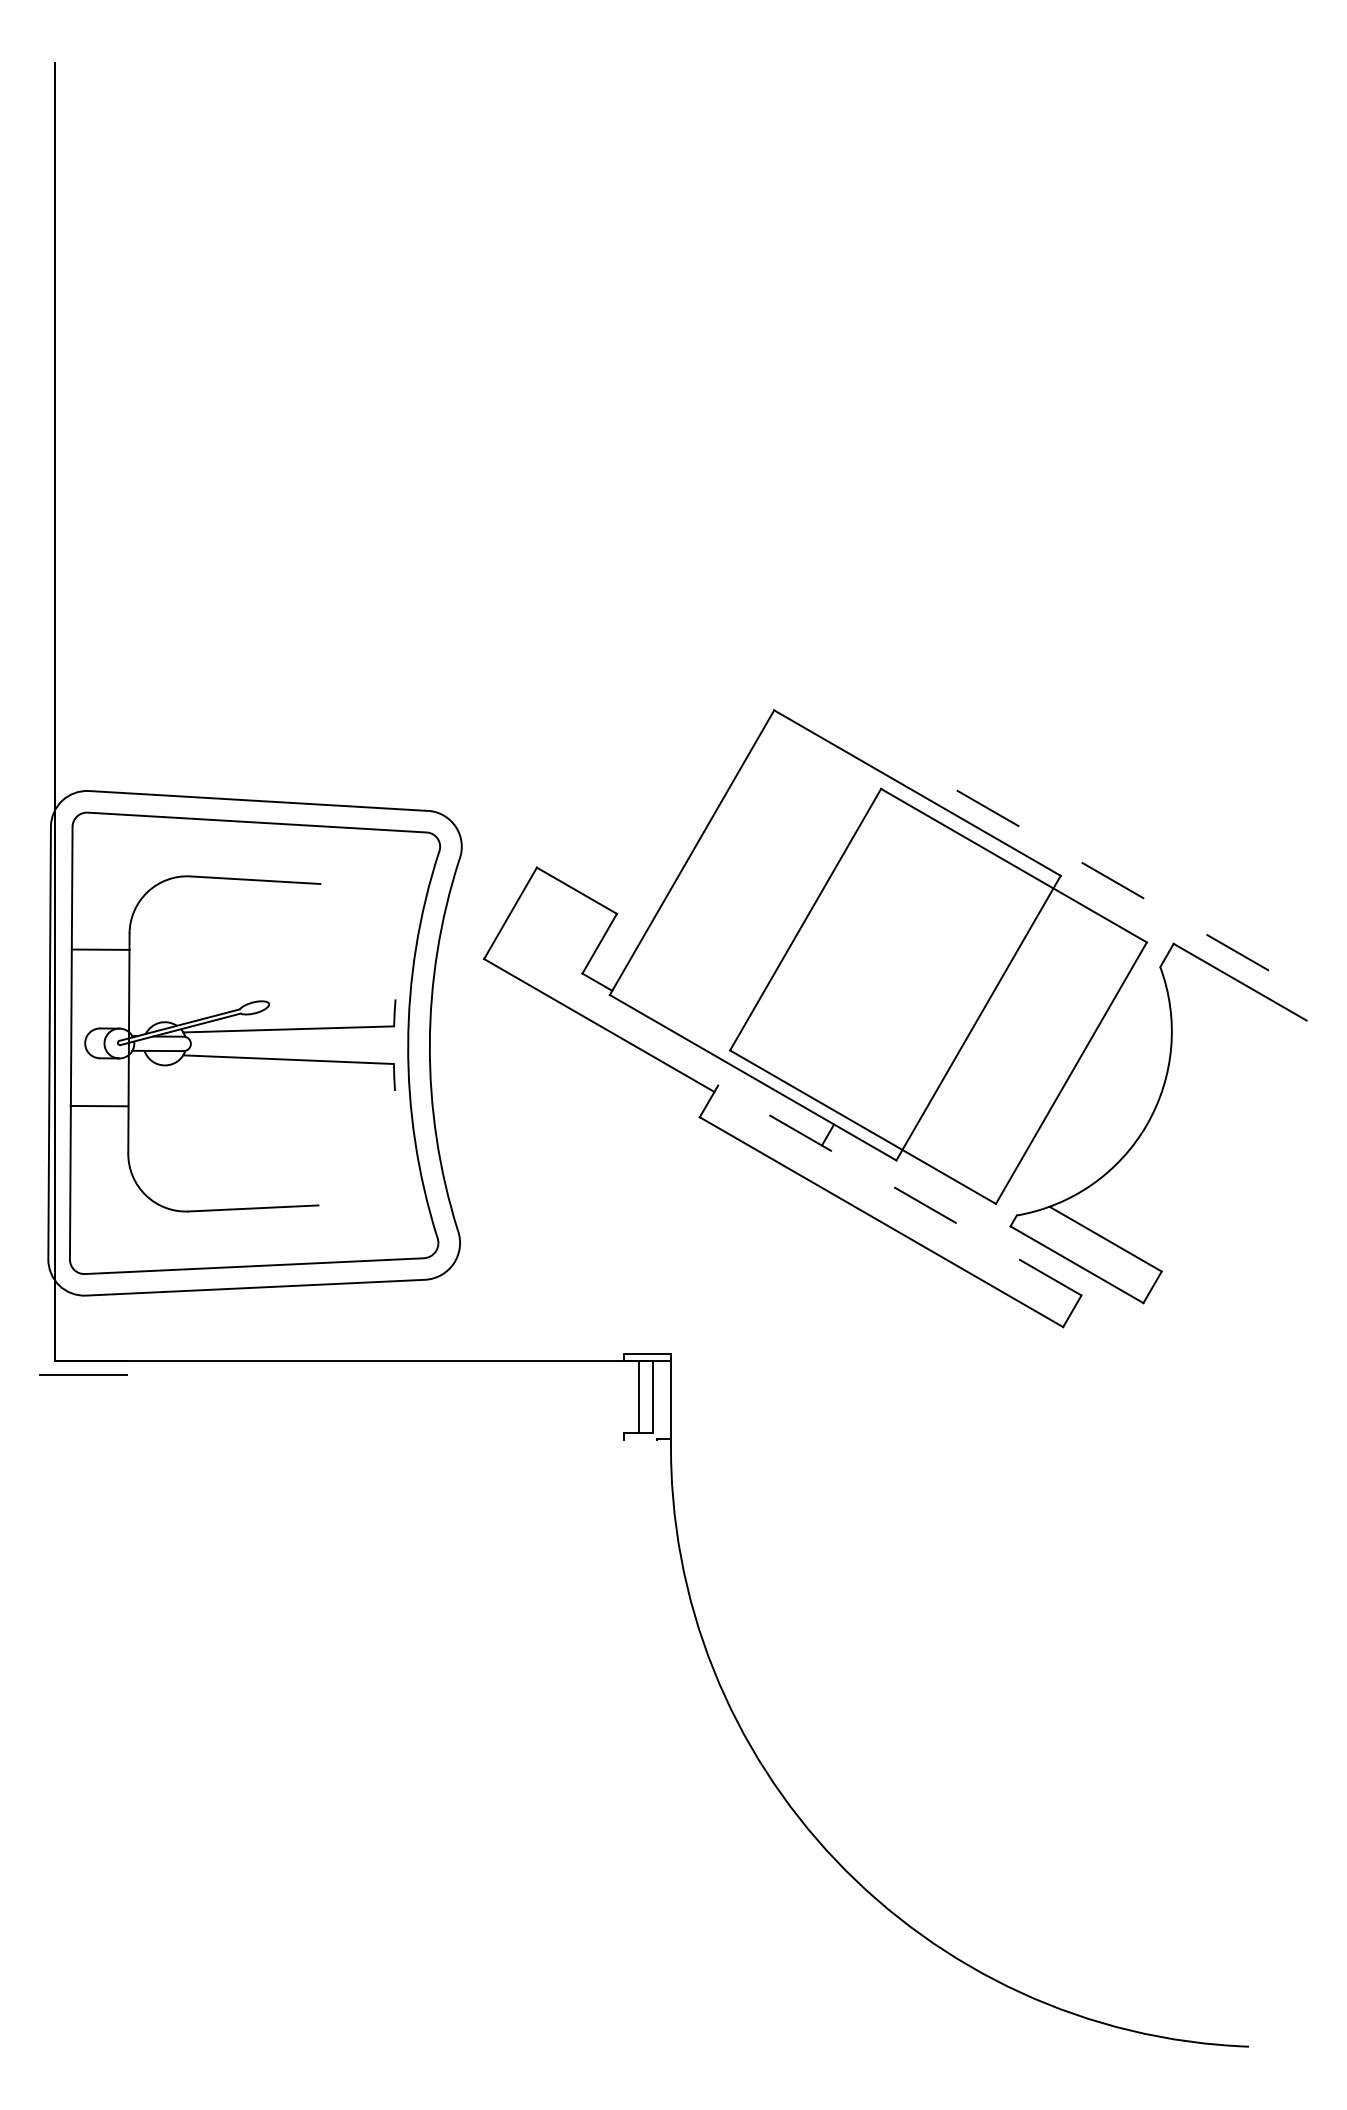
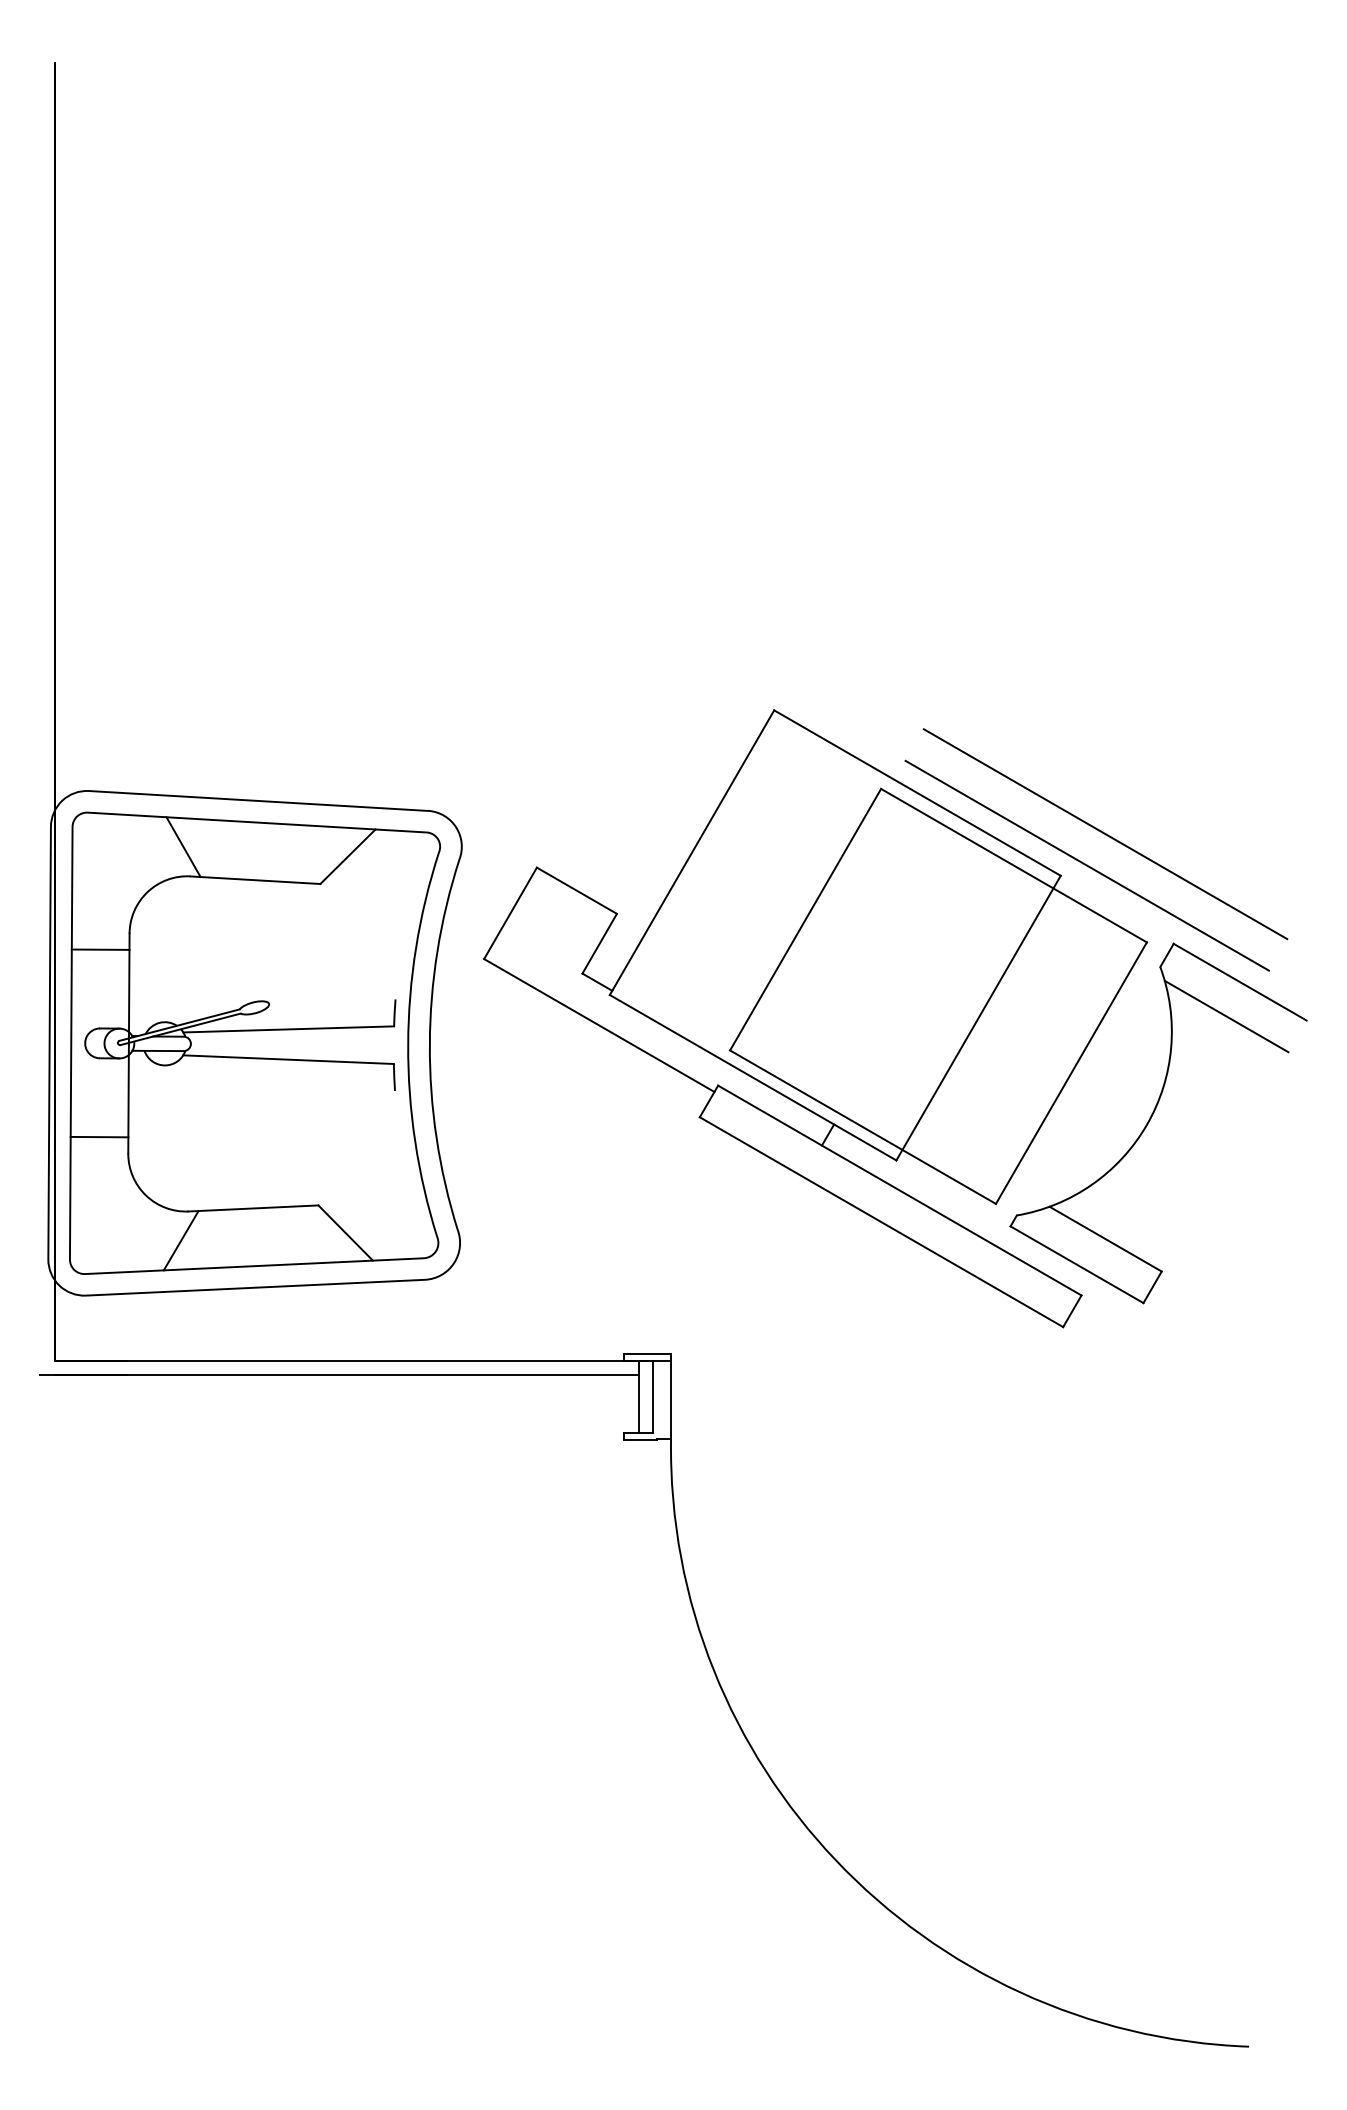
line: none -> present (1105, 834)
line: none -> present (183, 847)
line: none -> present (347, 856)
line: dashed -> solid (1087, 865)
line: none -> present (1226, 1016)
line position: (99, 1105) -> (99, 1136) (99, 1136)
line: dashed -> solid (899, 1190)
line: none -> present (345, 1232)
line: none -> present (180, 1240)
line: none -> present (346, 1375)
line: none -> present (640, 1440)
